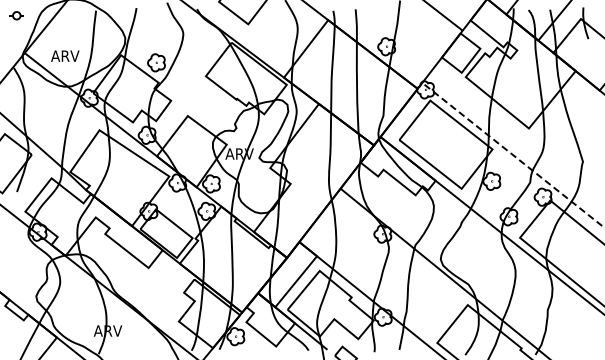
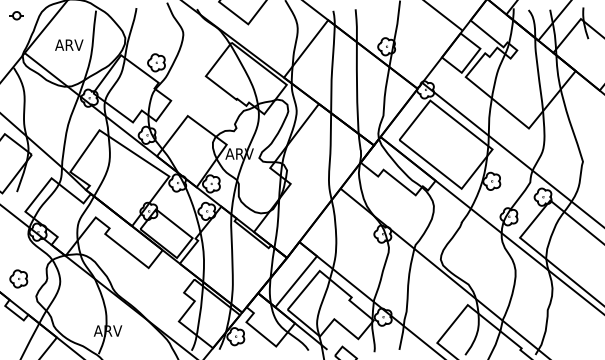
text position: (65, 55) -> (69, 44) (69, 44)
line: dashed -> solid (513, 155)
part: none -> present (18, 278)
